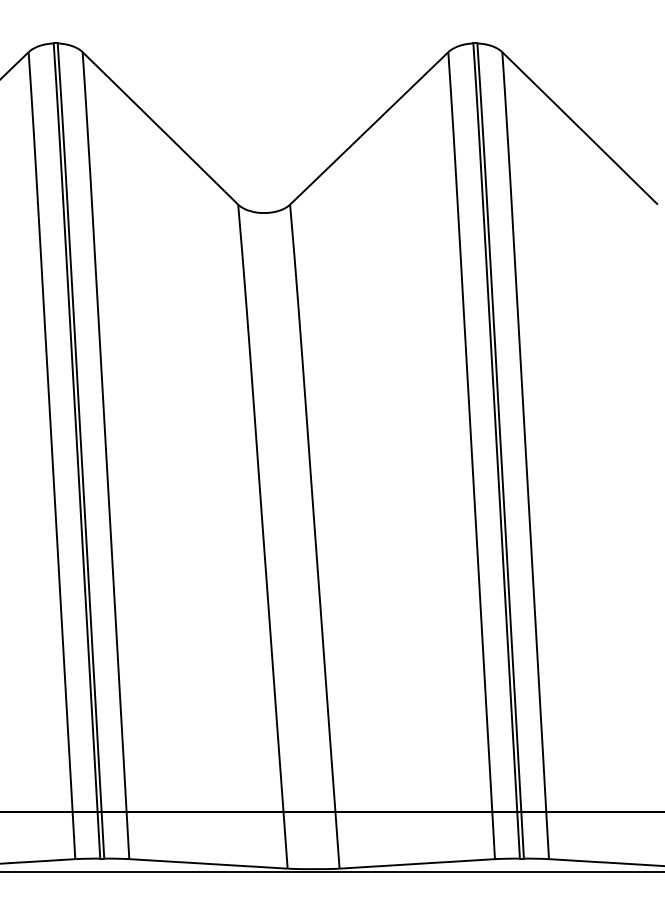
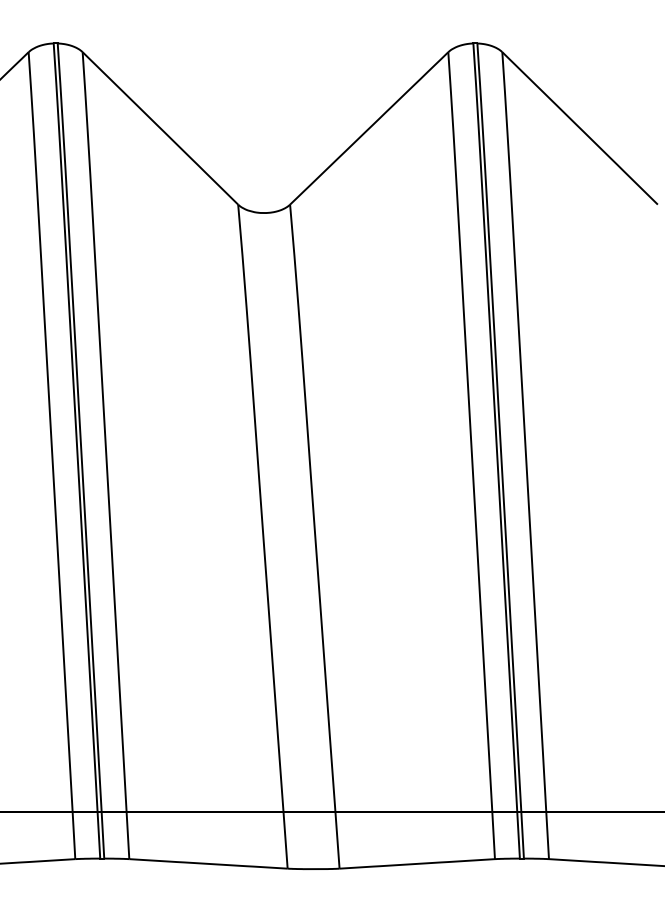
line: present -> none (331, 872)
